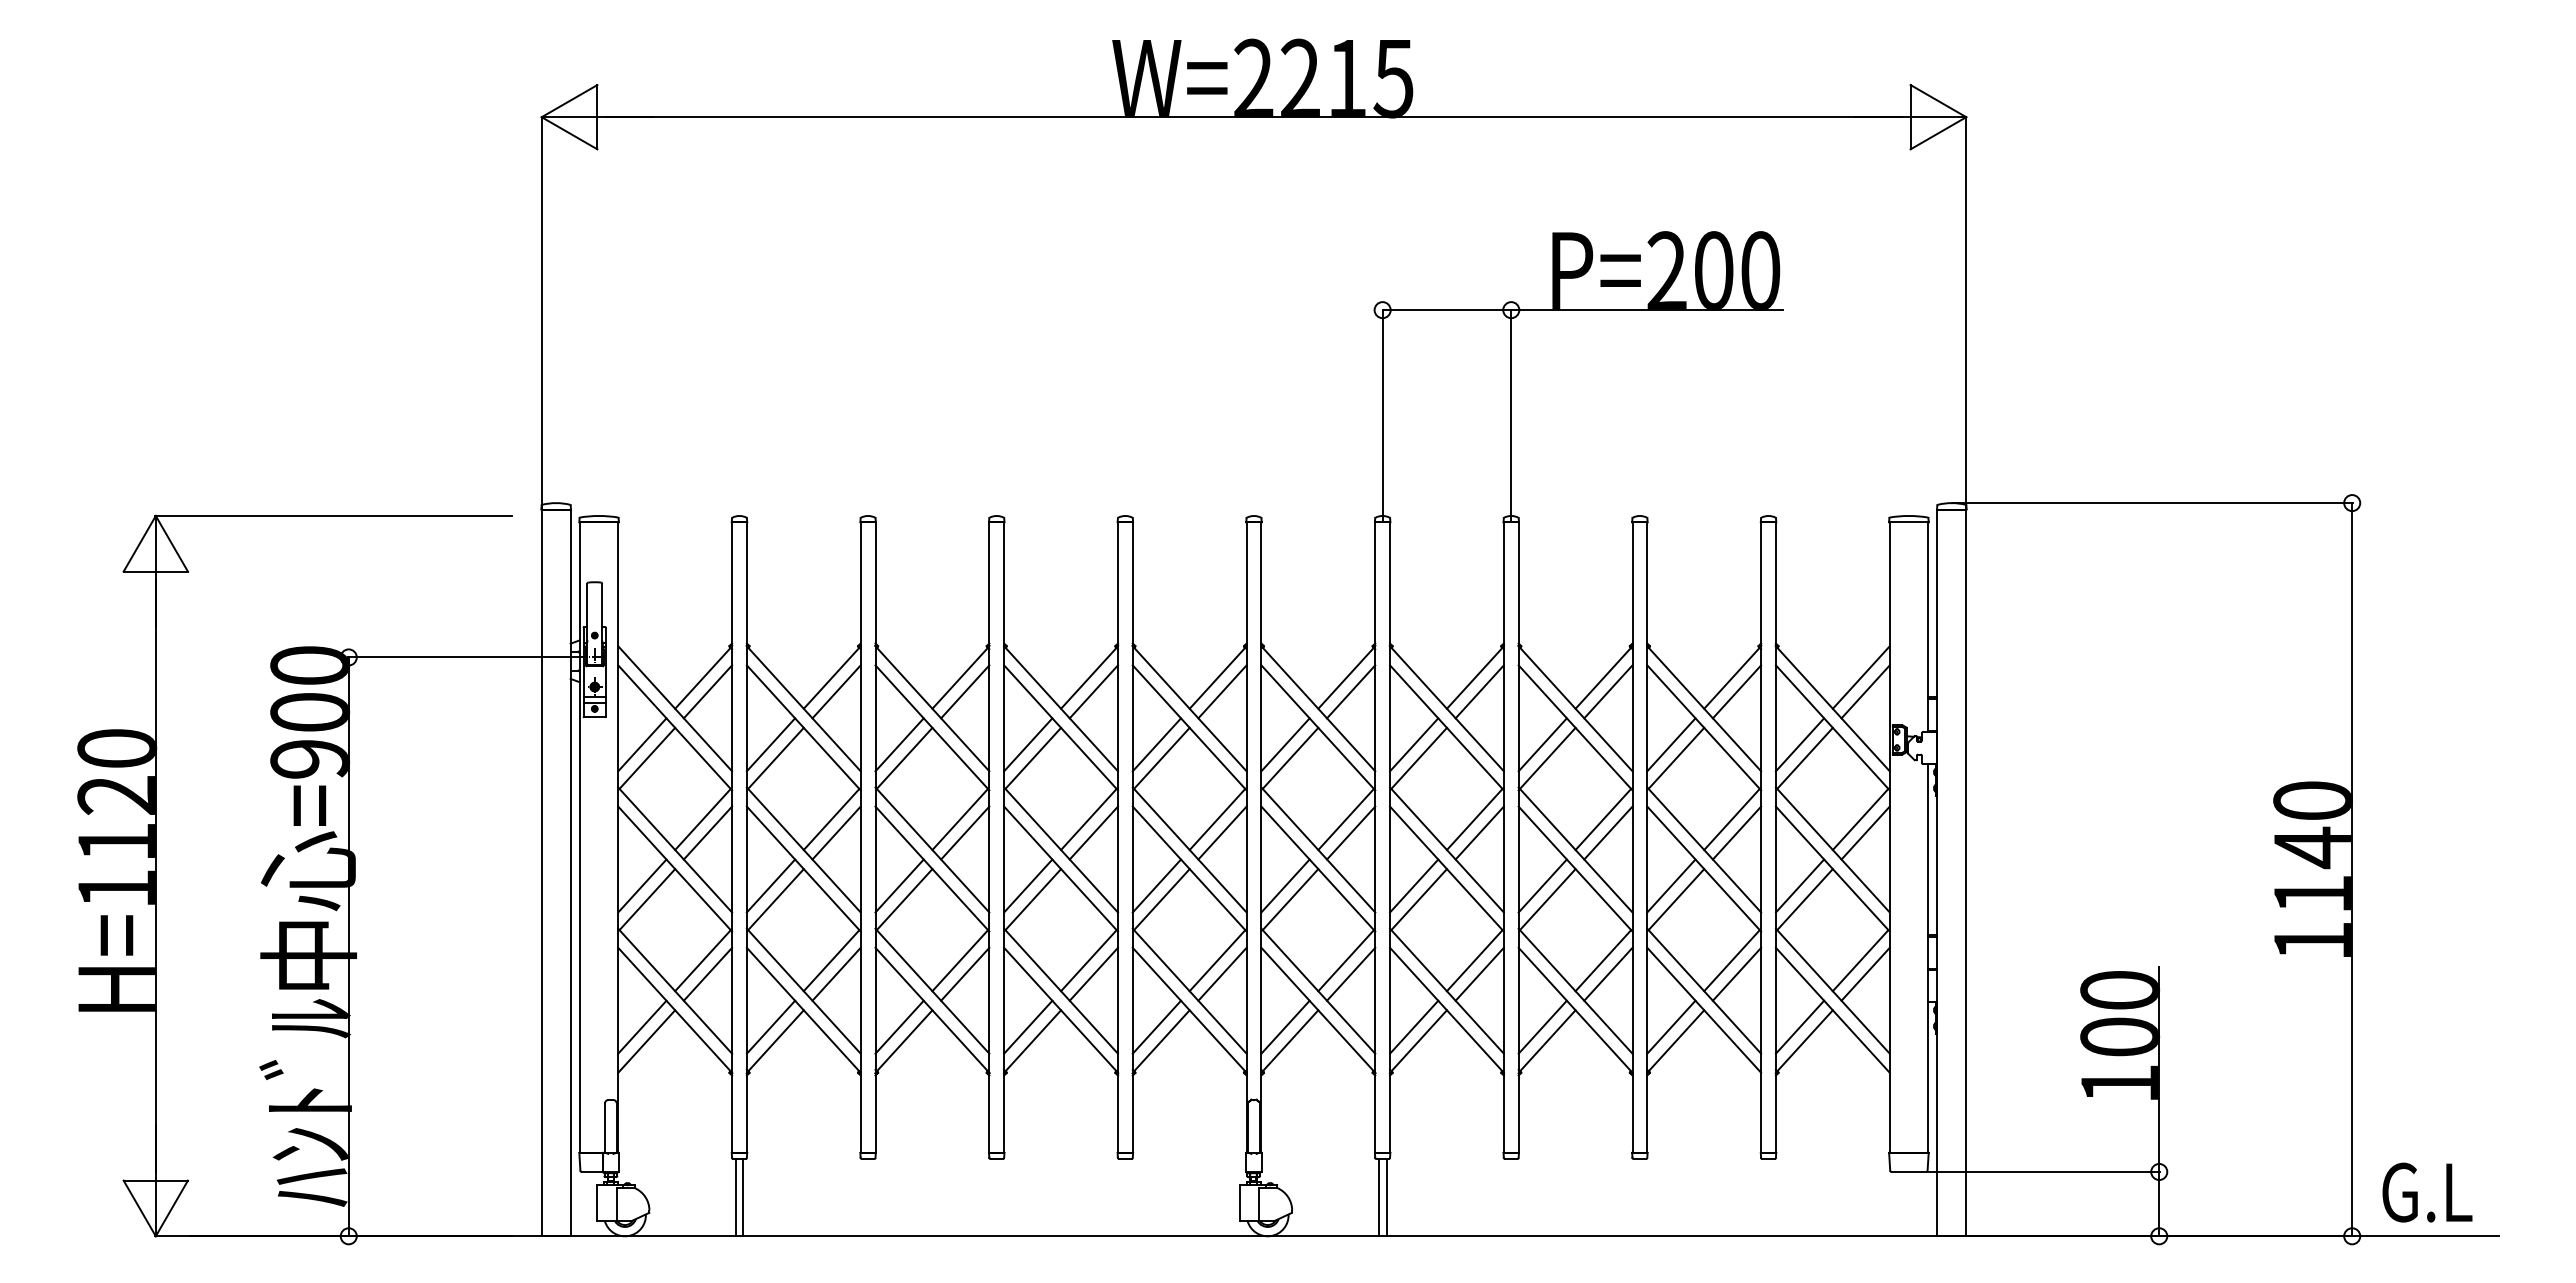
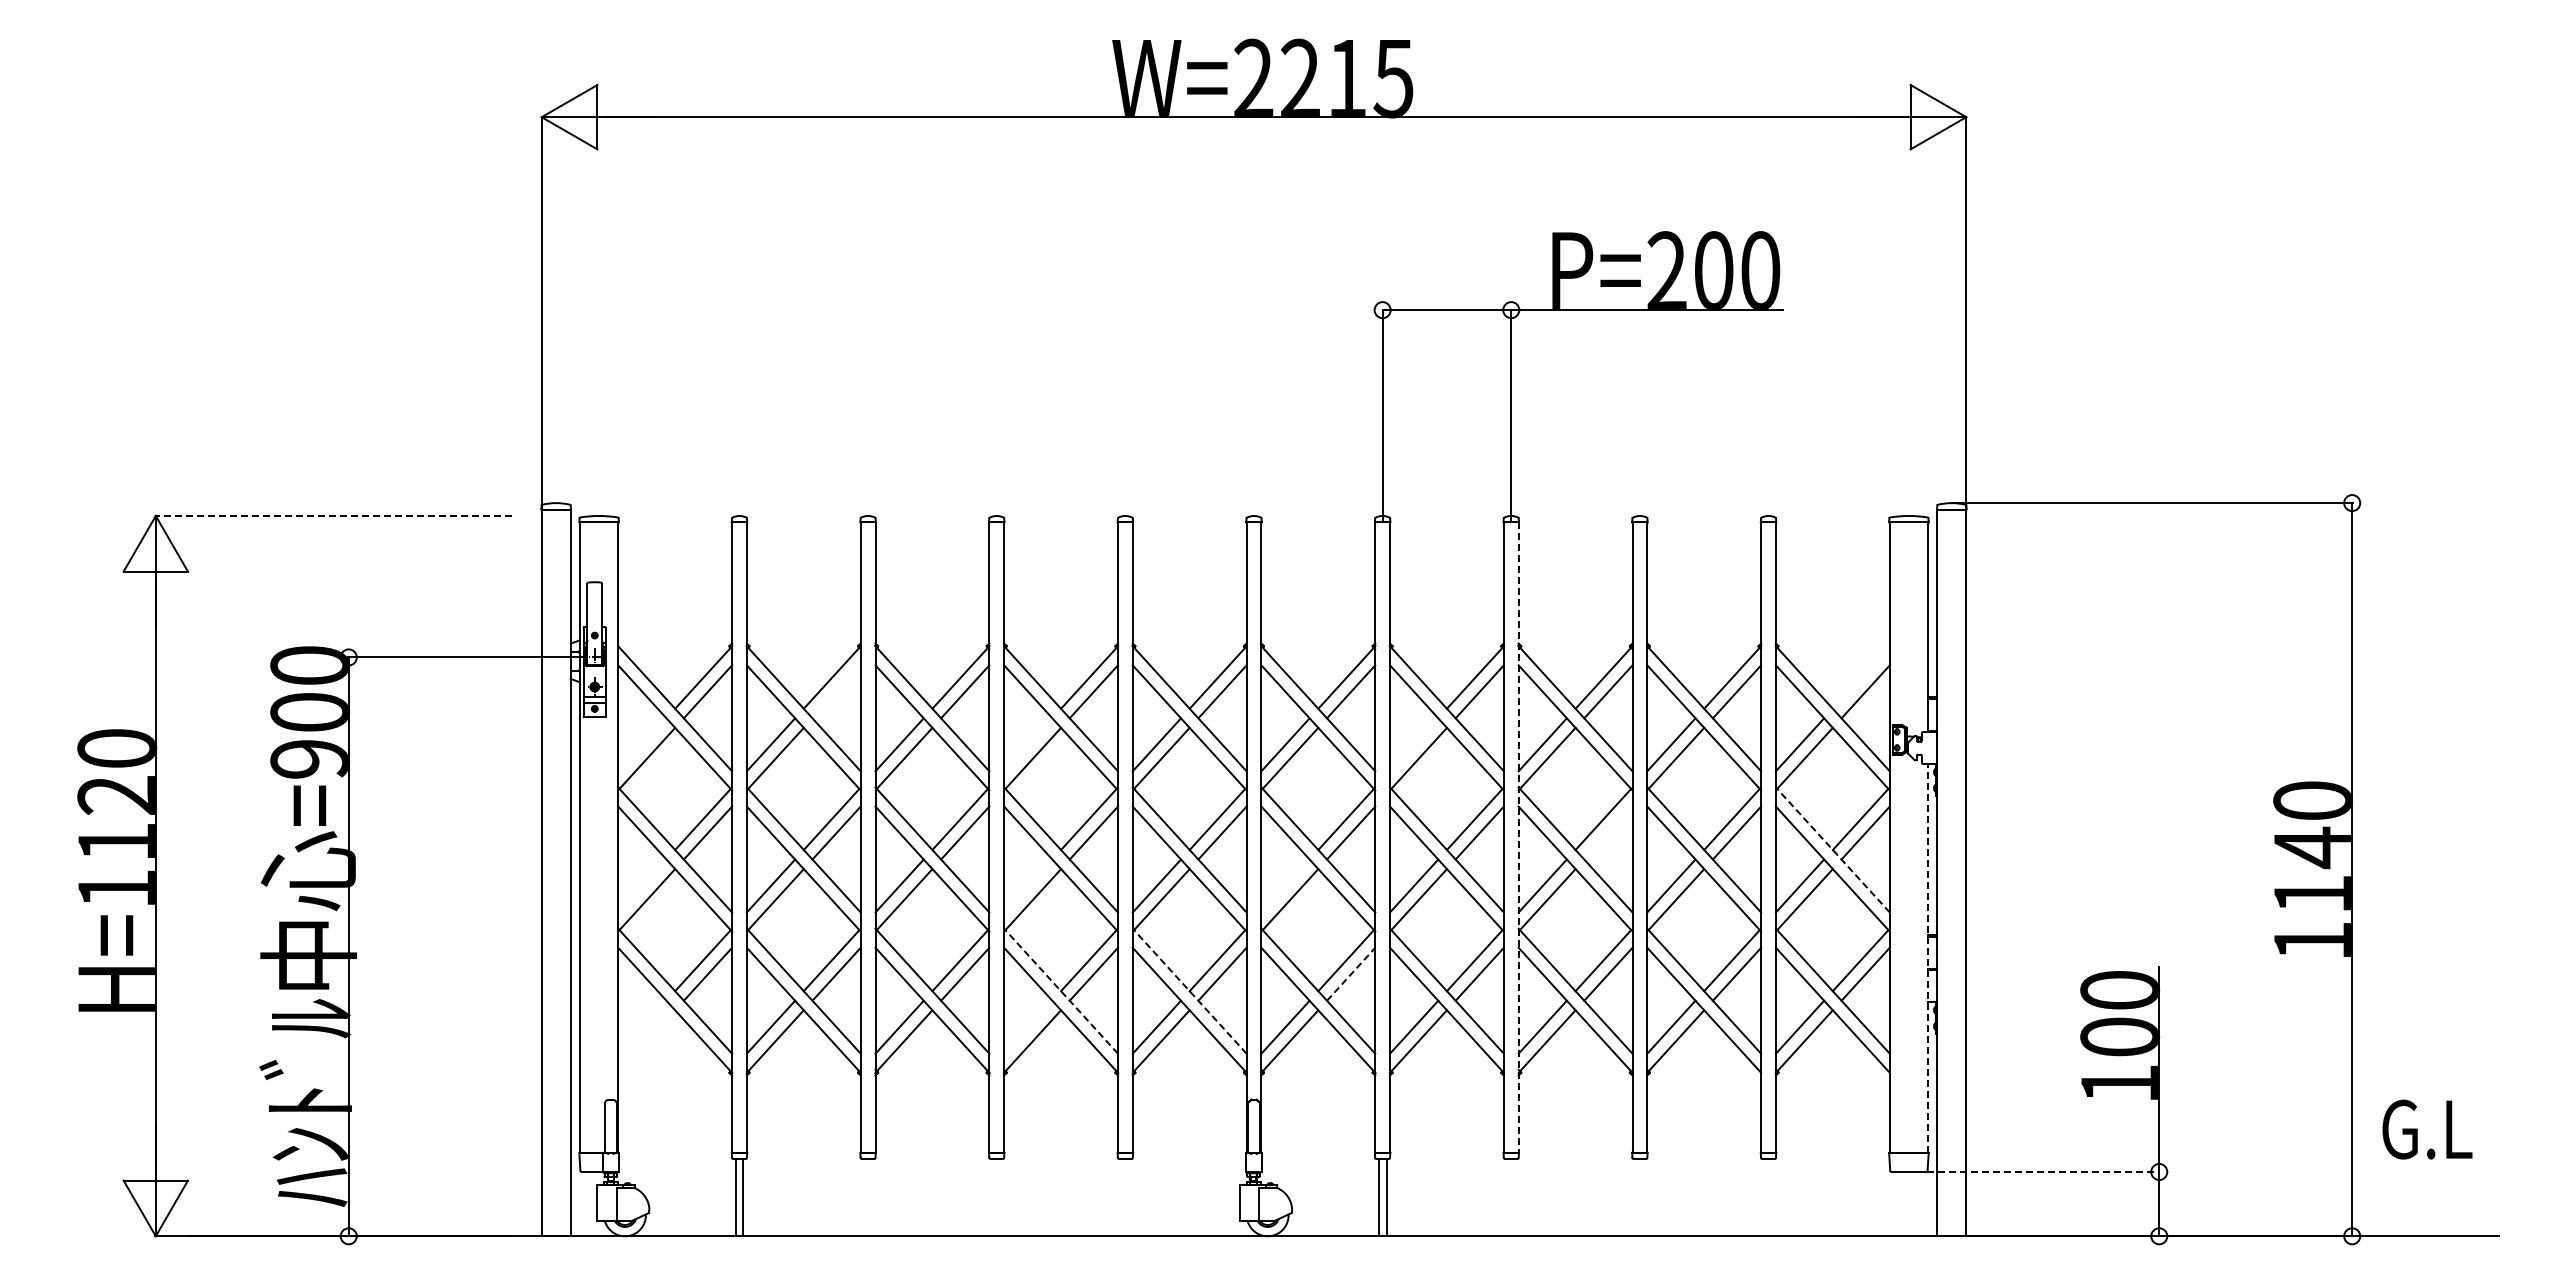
line: solid -> dashed (333, 515)
line: present -> none (1860, 677)
line: present -> none (836, 691)
line: present -> none (642, 744)
line: present -> none (1028, 744)
line: present -> none (1414, 744)
line: present -> none (1608, 832)
line: solid -> dashed (1518, 838)
line: solid -> dashed (1832, 849)
line: present -> none (642, 885)
line: present -> none (1028, 885)
line: present -> none (1285, 885)
line: solid -> dashed (1928, 957)
line: solid -> dashed (1351, 974)
line: solid -> dashed (1061, 991)
line: solid -> dashed (1189, 991)
line: present -> none (642, 1026)
line: present -> none (1028, 1026)
line: present -> none (646, 1041)
line: solid -> dashed (2043, 1171)
text position: (2427, 1192) -> (2427, 1129) (2427, 1129)
